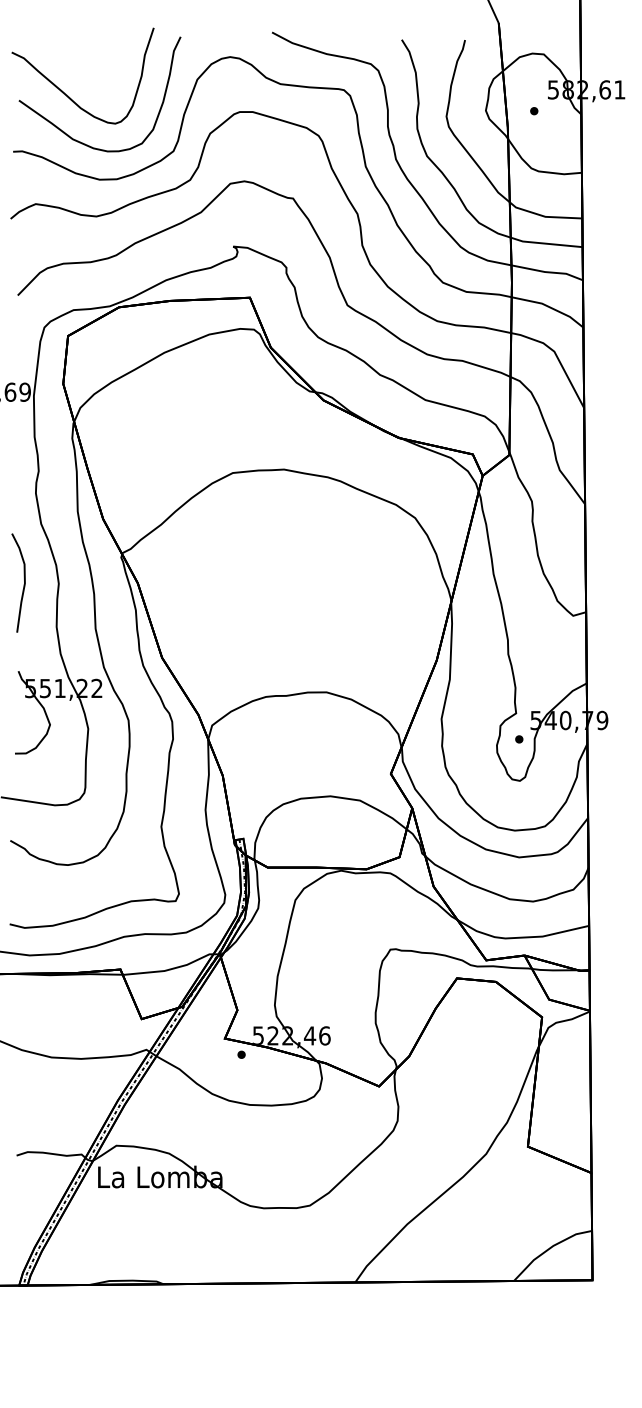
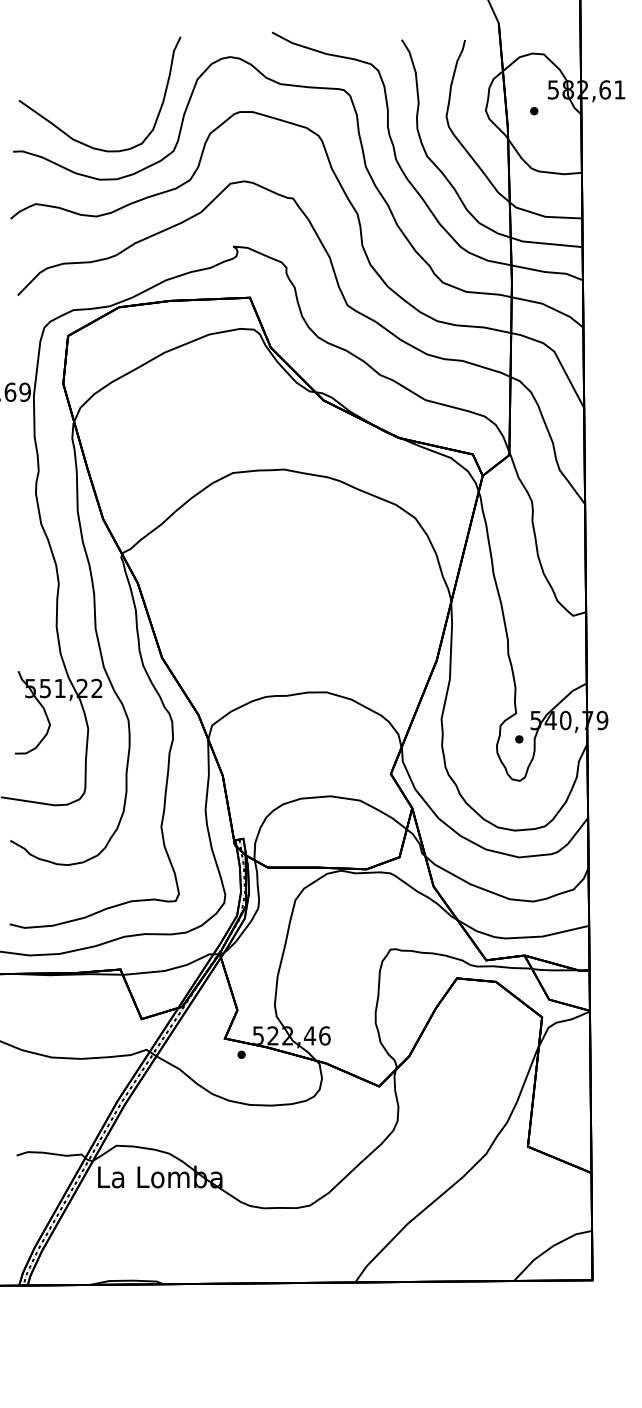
curve: present -> none (68, 95)
curve: present -> none (23, 584)
